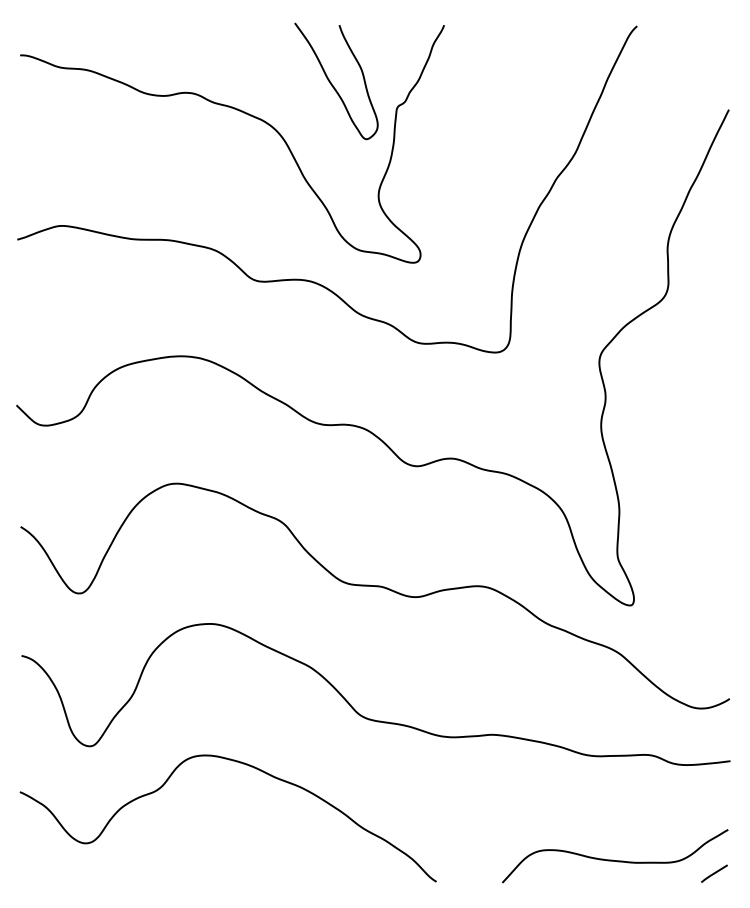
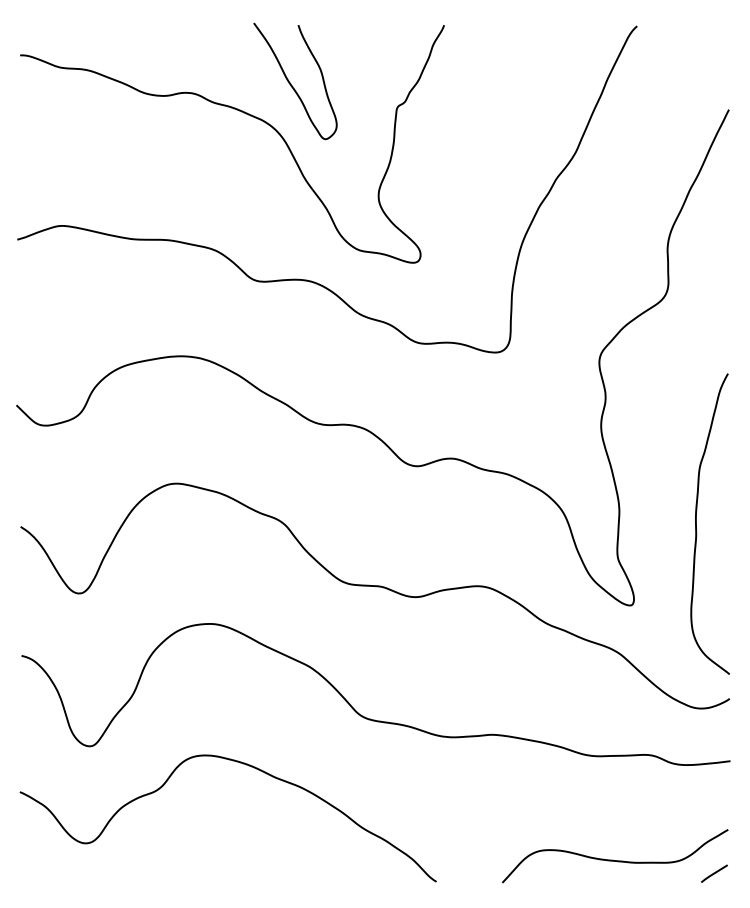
curve position: (332, 83) -> (291, 83) (291, 83)
curve: none -> present (696, 523)
